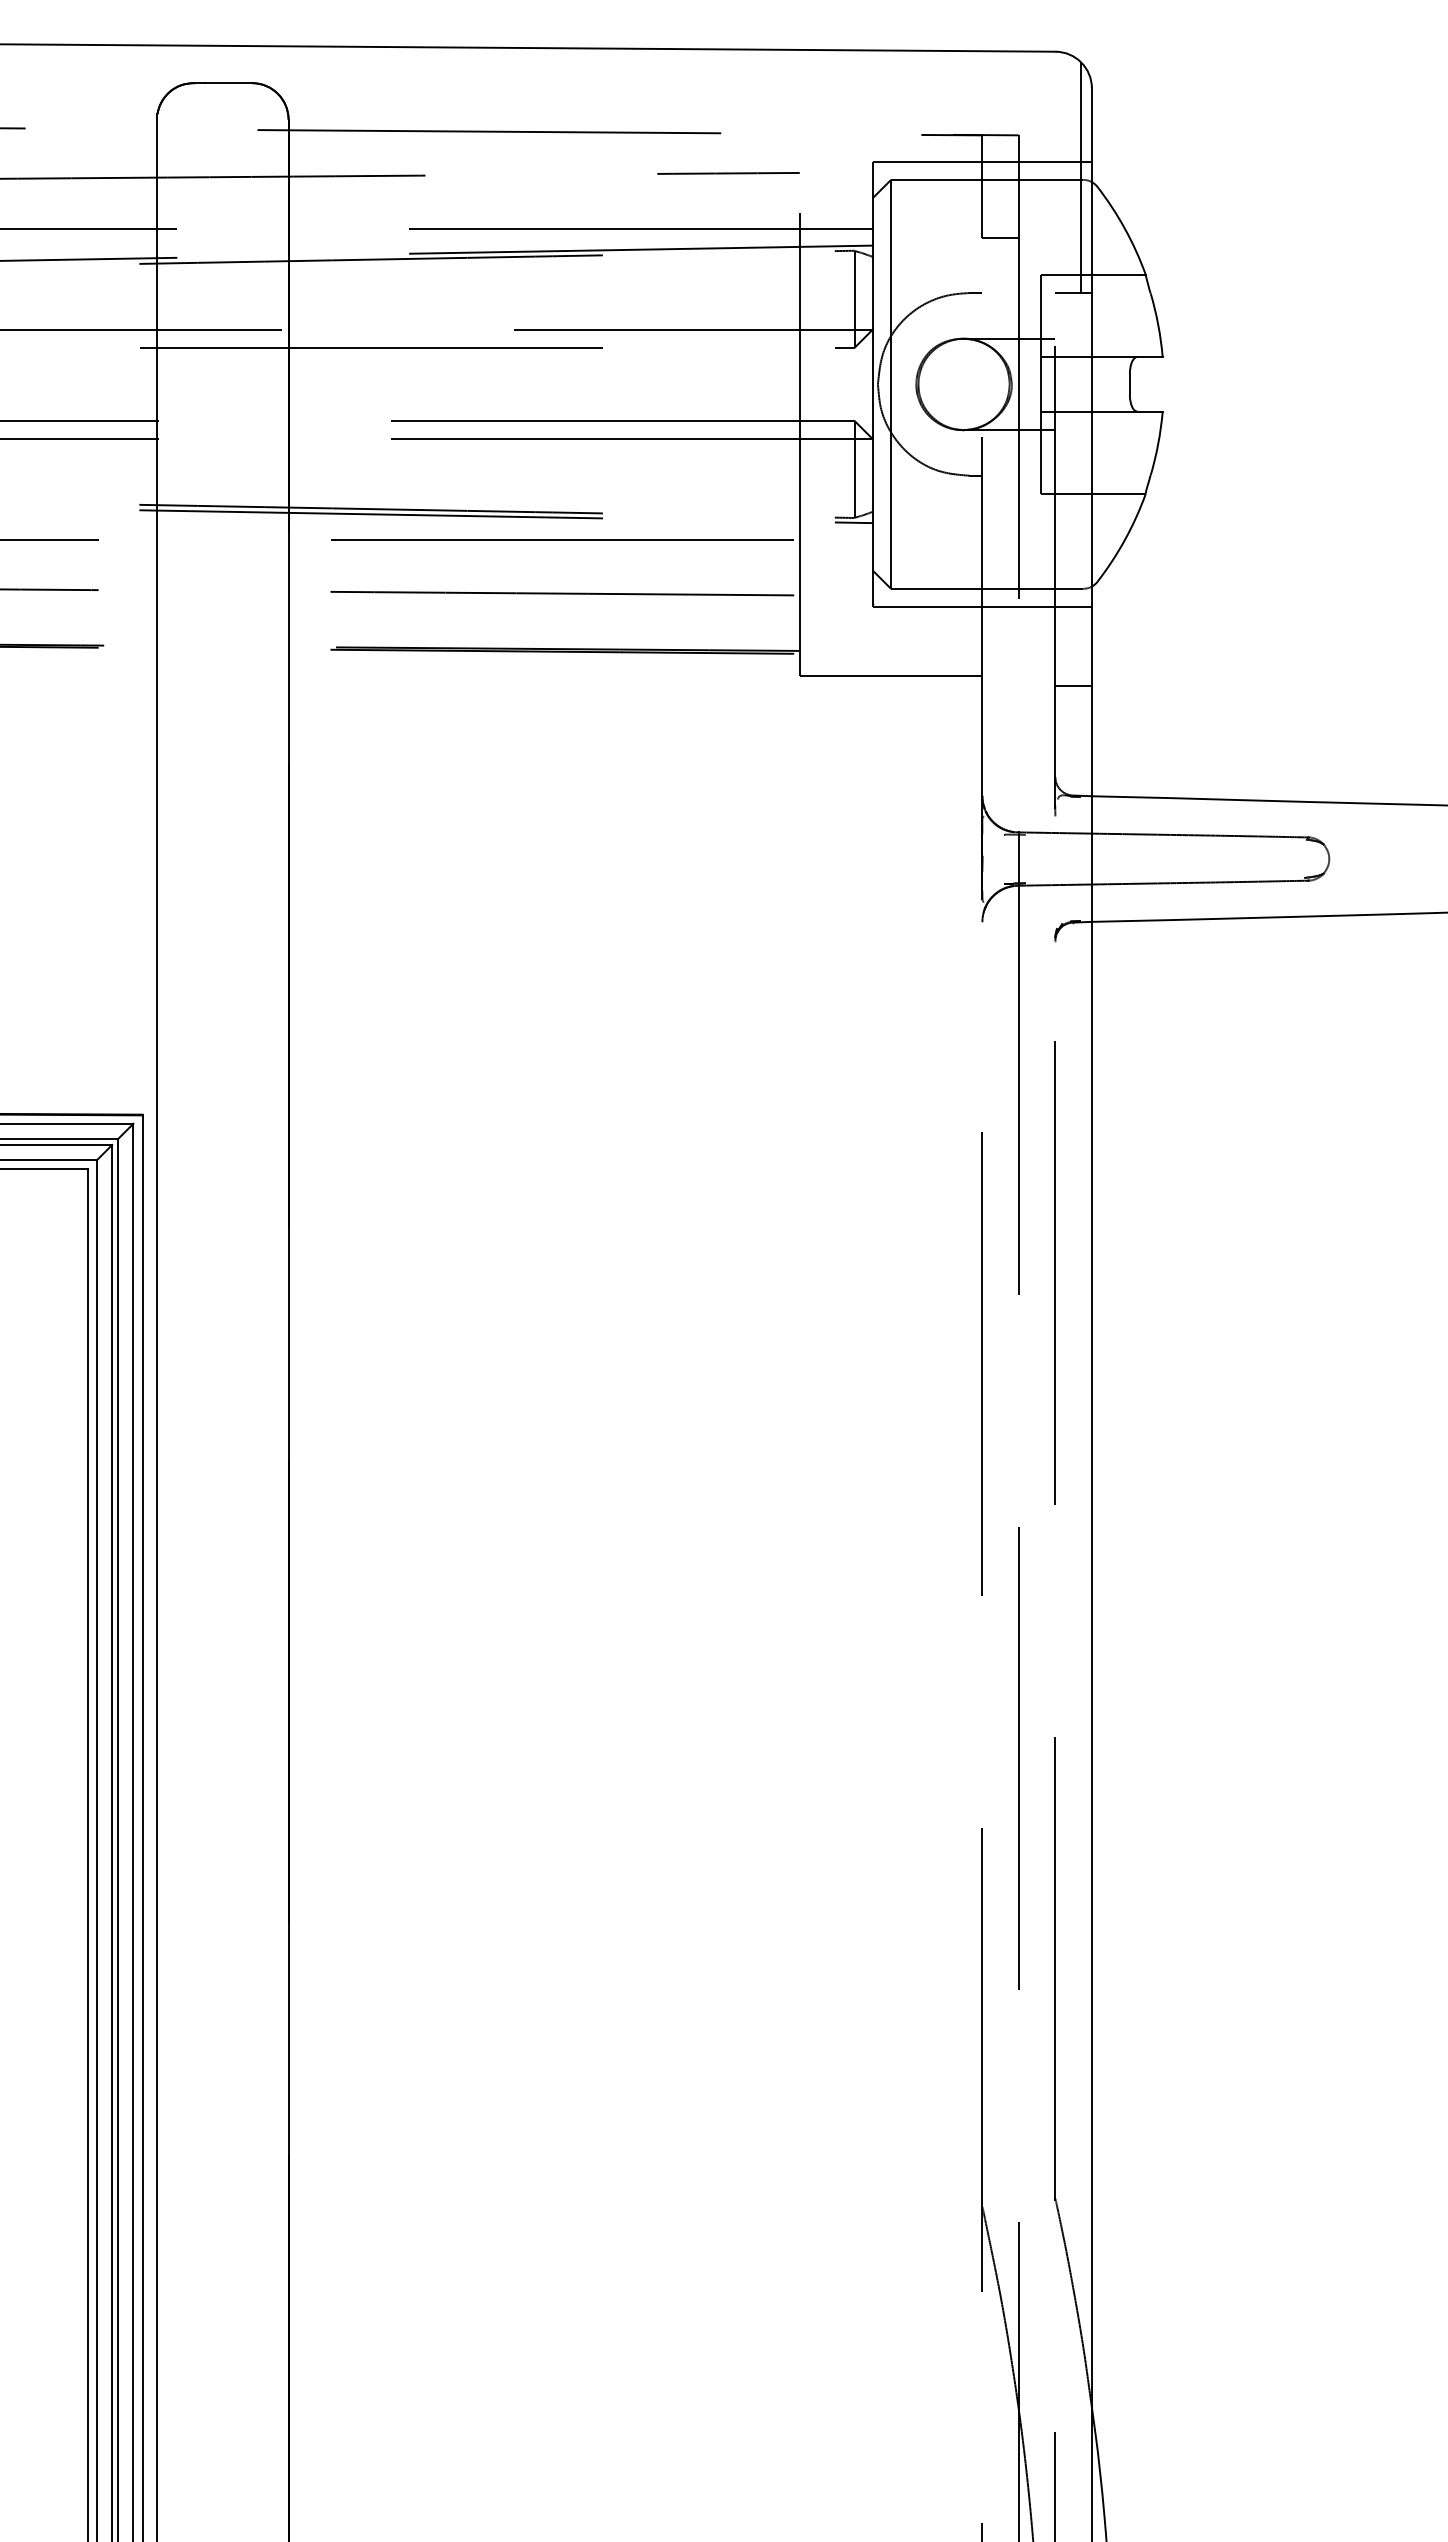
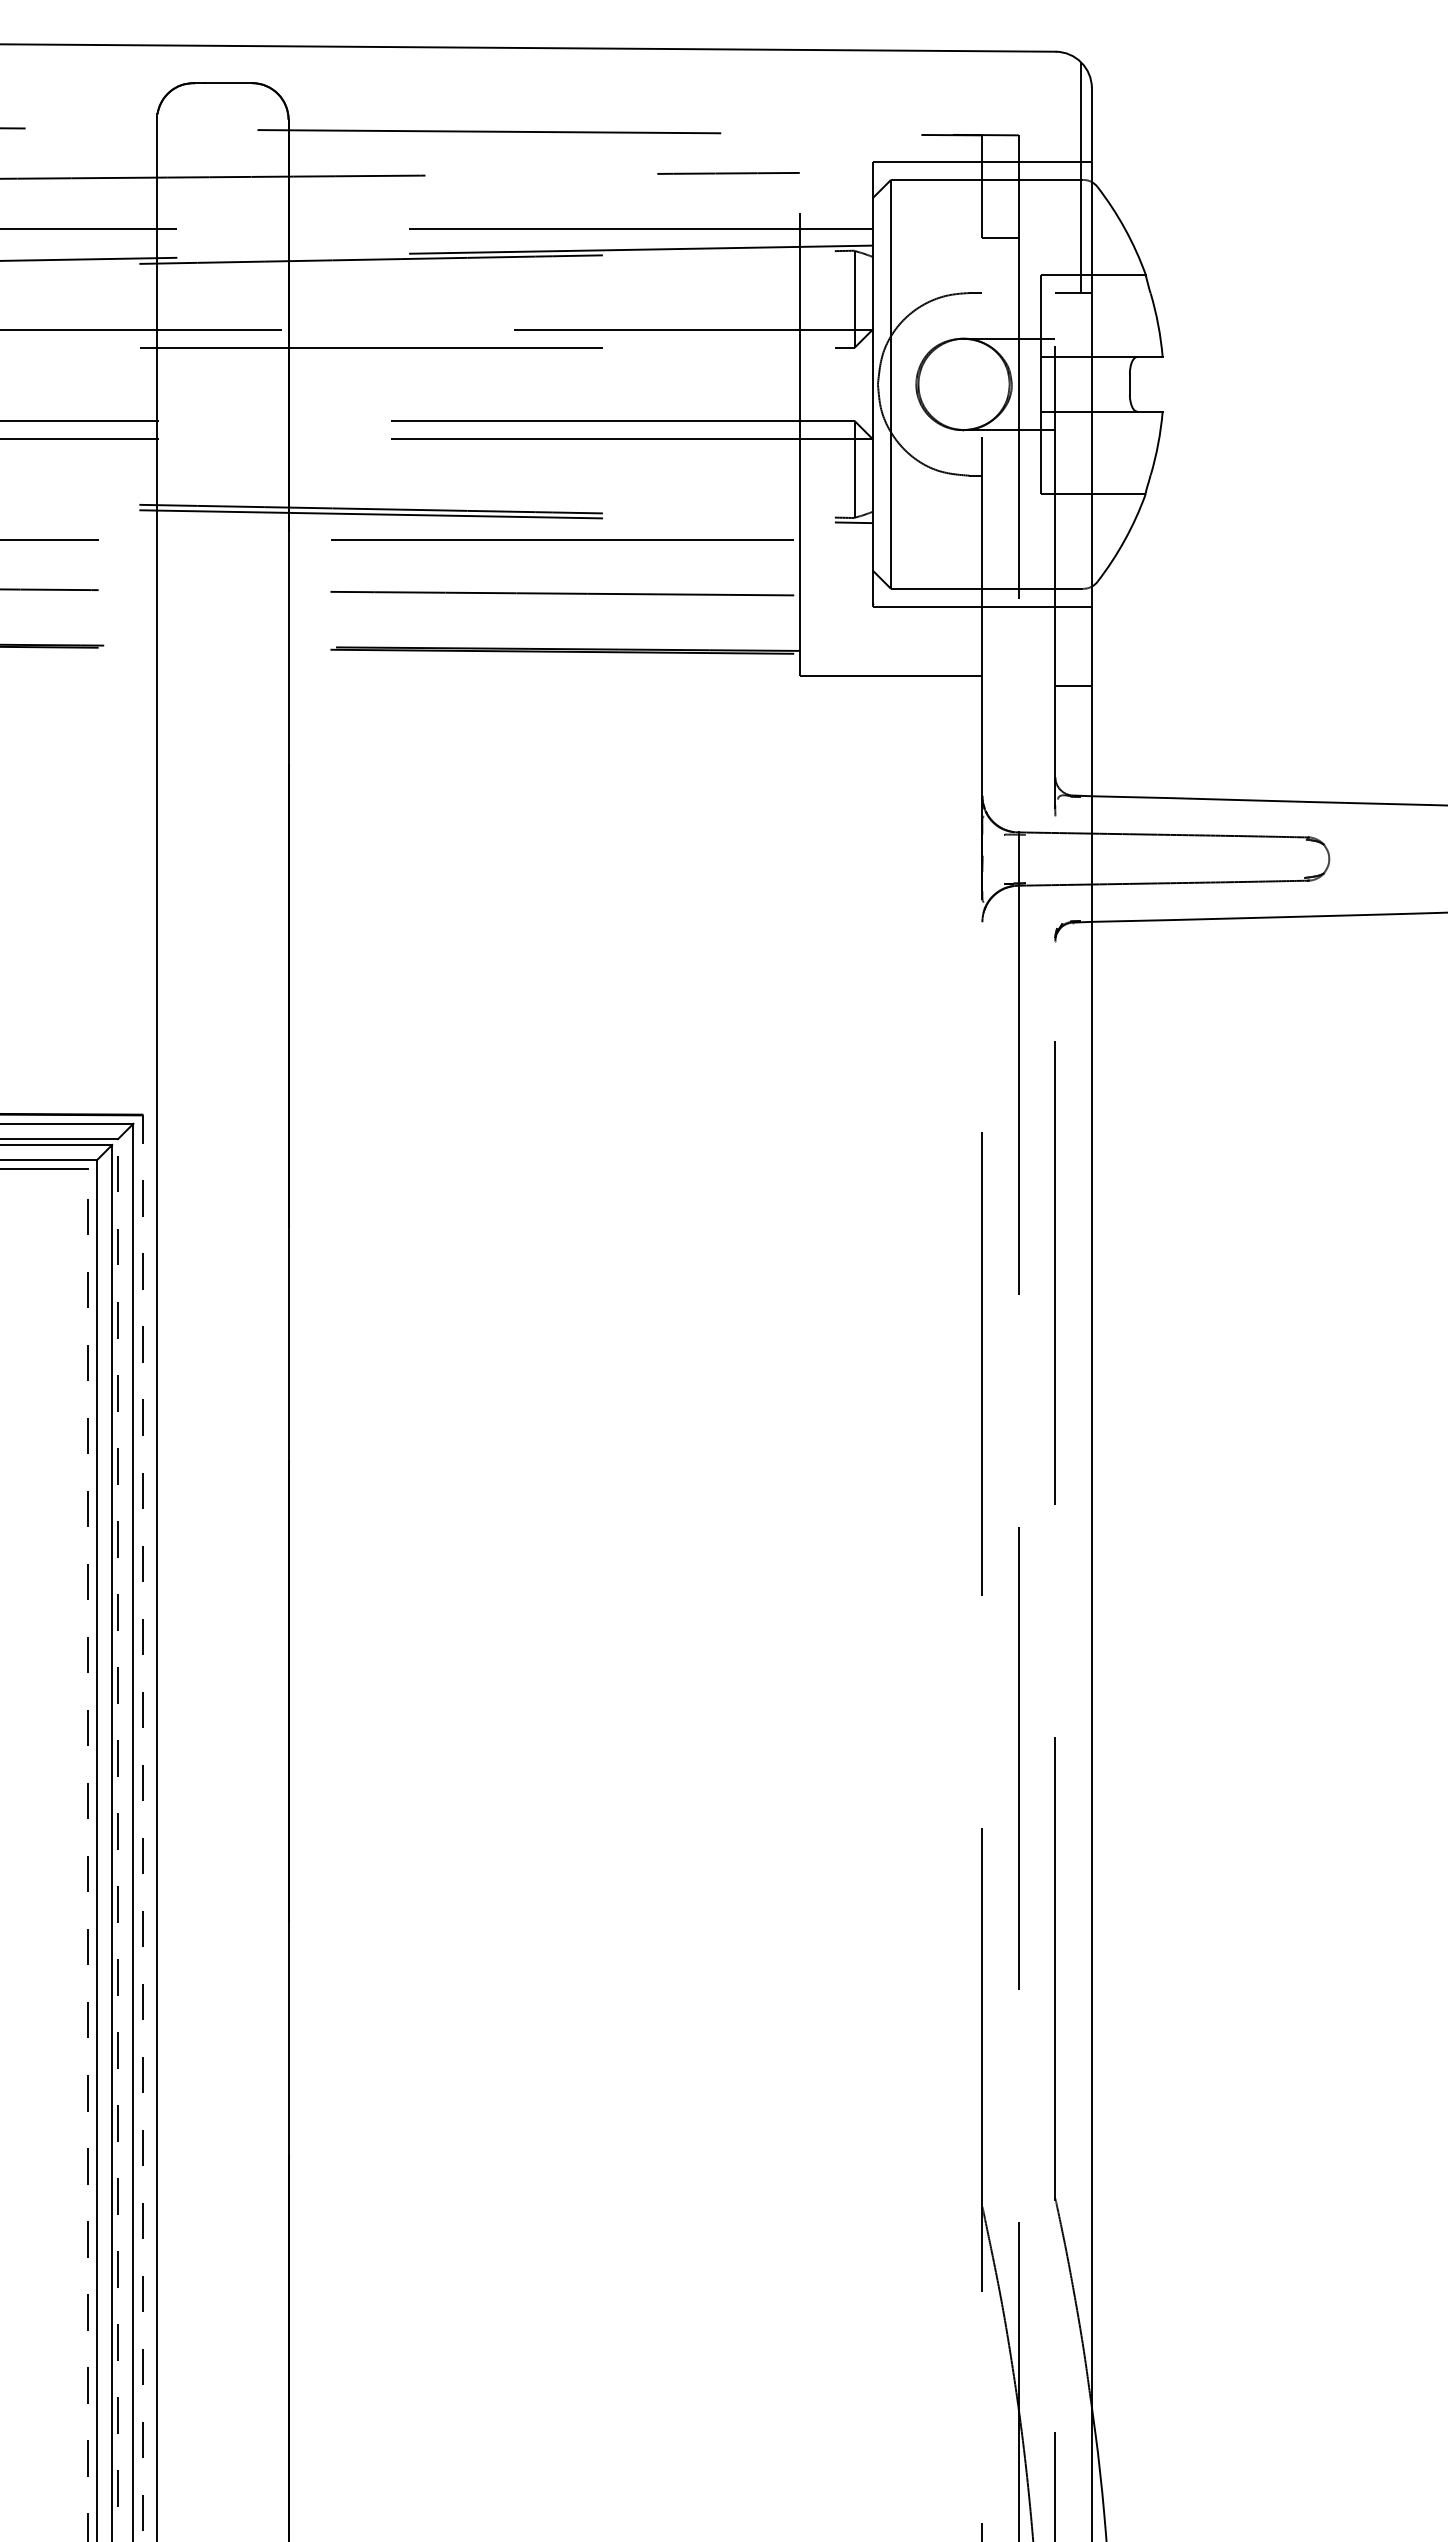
line: solid -> dashed (142, 1827)
line: solid -> dashed (118, 1839)
line: solid -> dashed (87, 1855)
